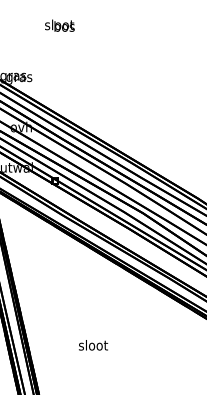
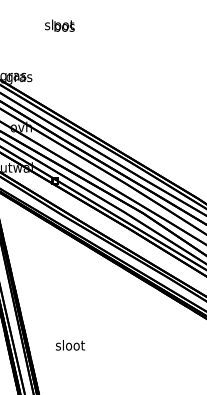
text position: (93, 345) -> (70, 345) (70, 345)
